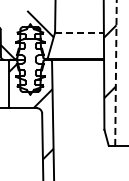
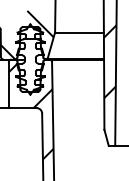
line: dashed -> solid (79, 32)
line: dashed -> solid (115, 73)
